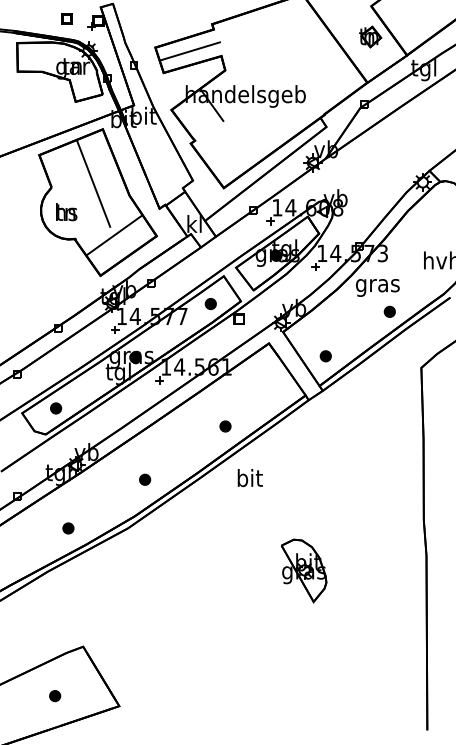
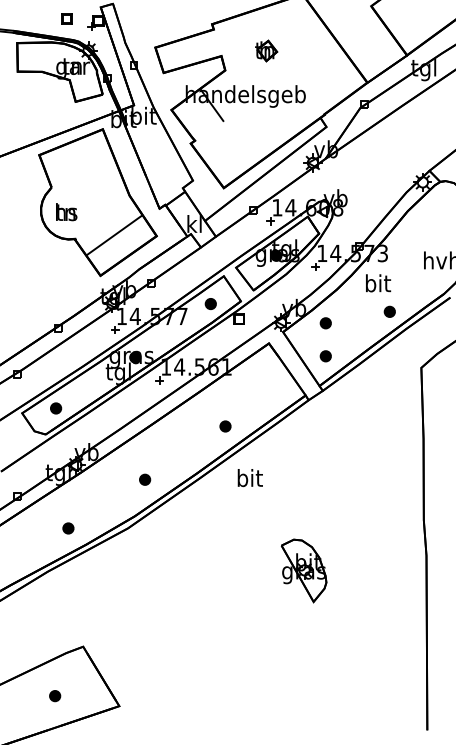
part position: (370, 36) -> (266, 50) (266, 50)
line: present -> none (190, 51)
line: present -> none (93, 183)
text: gras -> bit (377, 285)
part: none -> present (325, 323)
